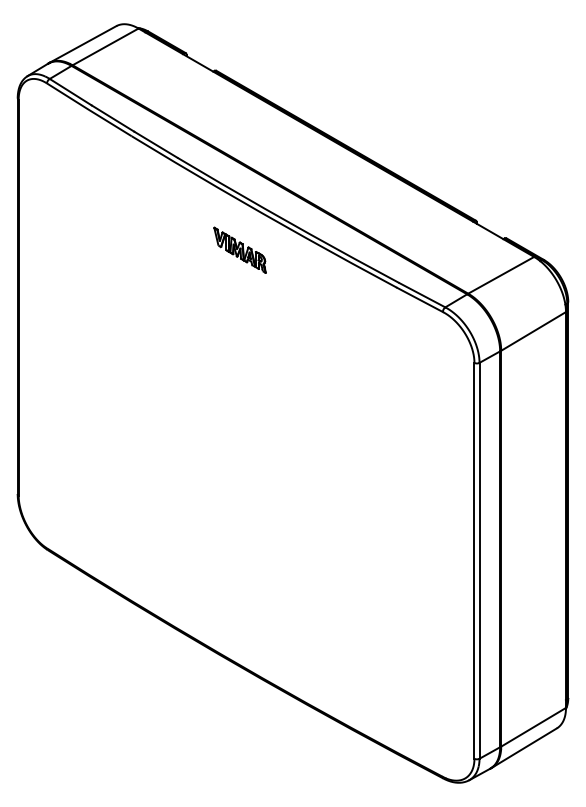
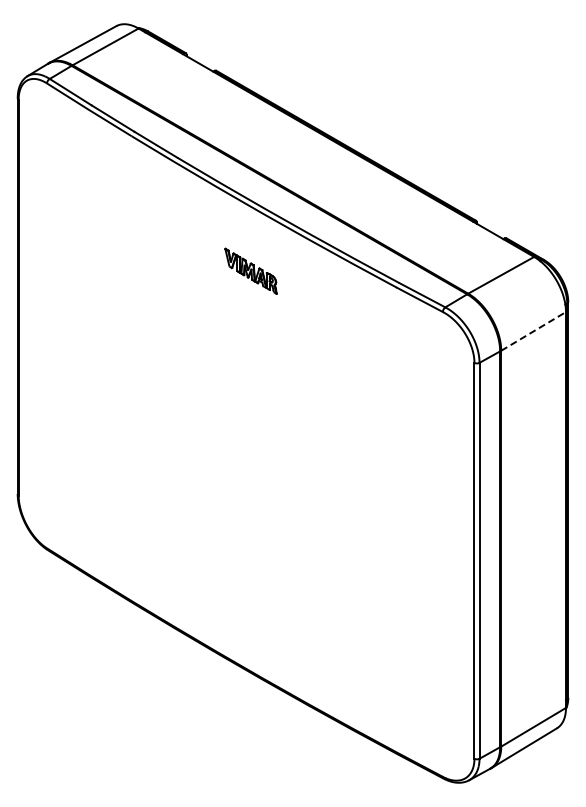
part position: (239, 249) -> (250, 270) (250, 270)
line: solid -> dashed (533, 331)
